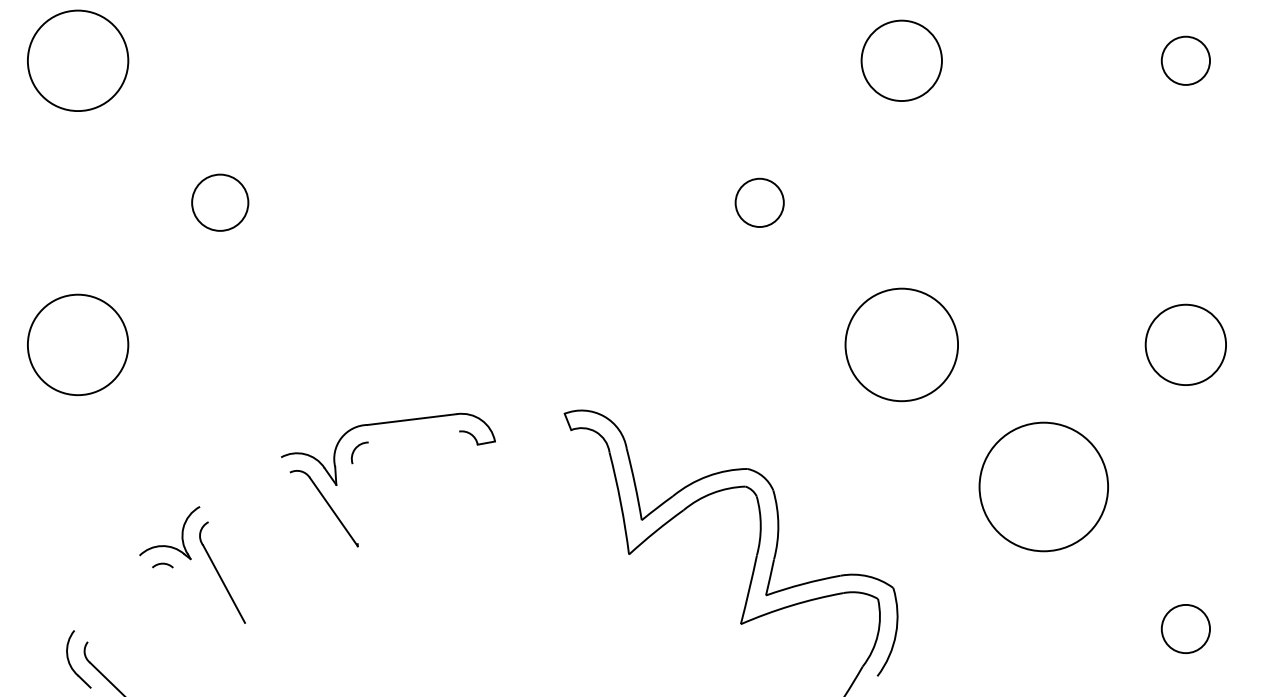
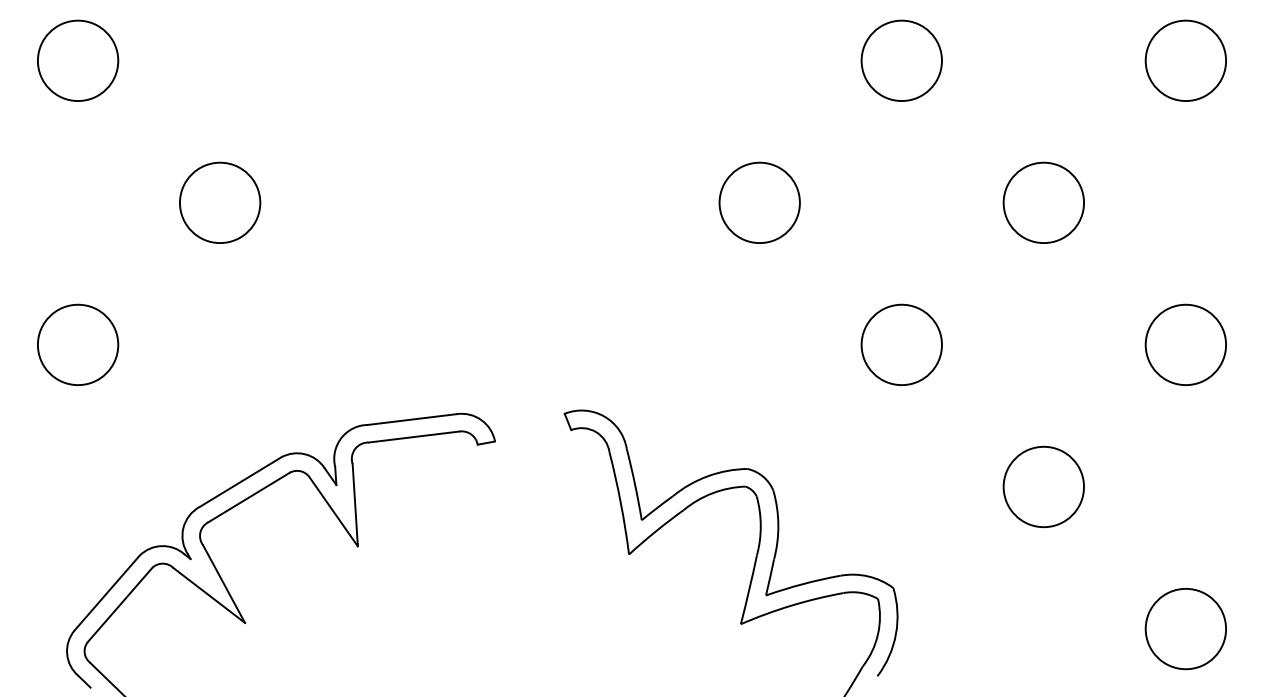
circle diameter: 100 px -> 80 px (77, 60)
circle diameter: 48 px -> 80 px (1185, 60)
circle size: 59x59 px -> 83x83 px (220, 202)
circle diameter: 48 px -> 80 px (759, 202)
circle: none -> present (1043, 202)
circle diameter: 100 px -> 80 px (77, 344)
circle diameter: 112 px -> 80 px (901, 344)
line: none -> present (413, 436)
line: none -> present (240, 481)
circle diameter: 129 px -> 80 px (1043, 486)
line: none -> present (248, 497)
line: none -> present (354, 504)
line: none -> present (106, 592)
line: none -> present (209, 594)
line: none -> present (119, 604)
circle diameter: 48 px -> 80 px (1185, 628)
